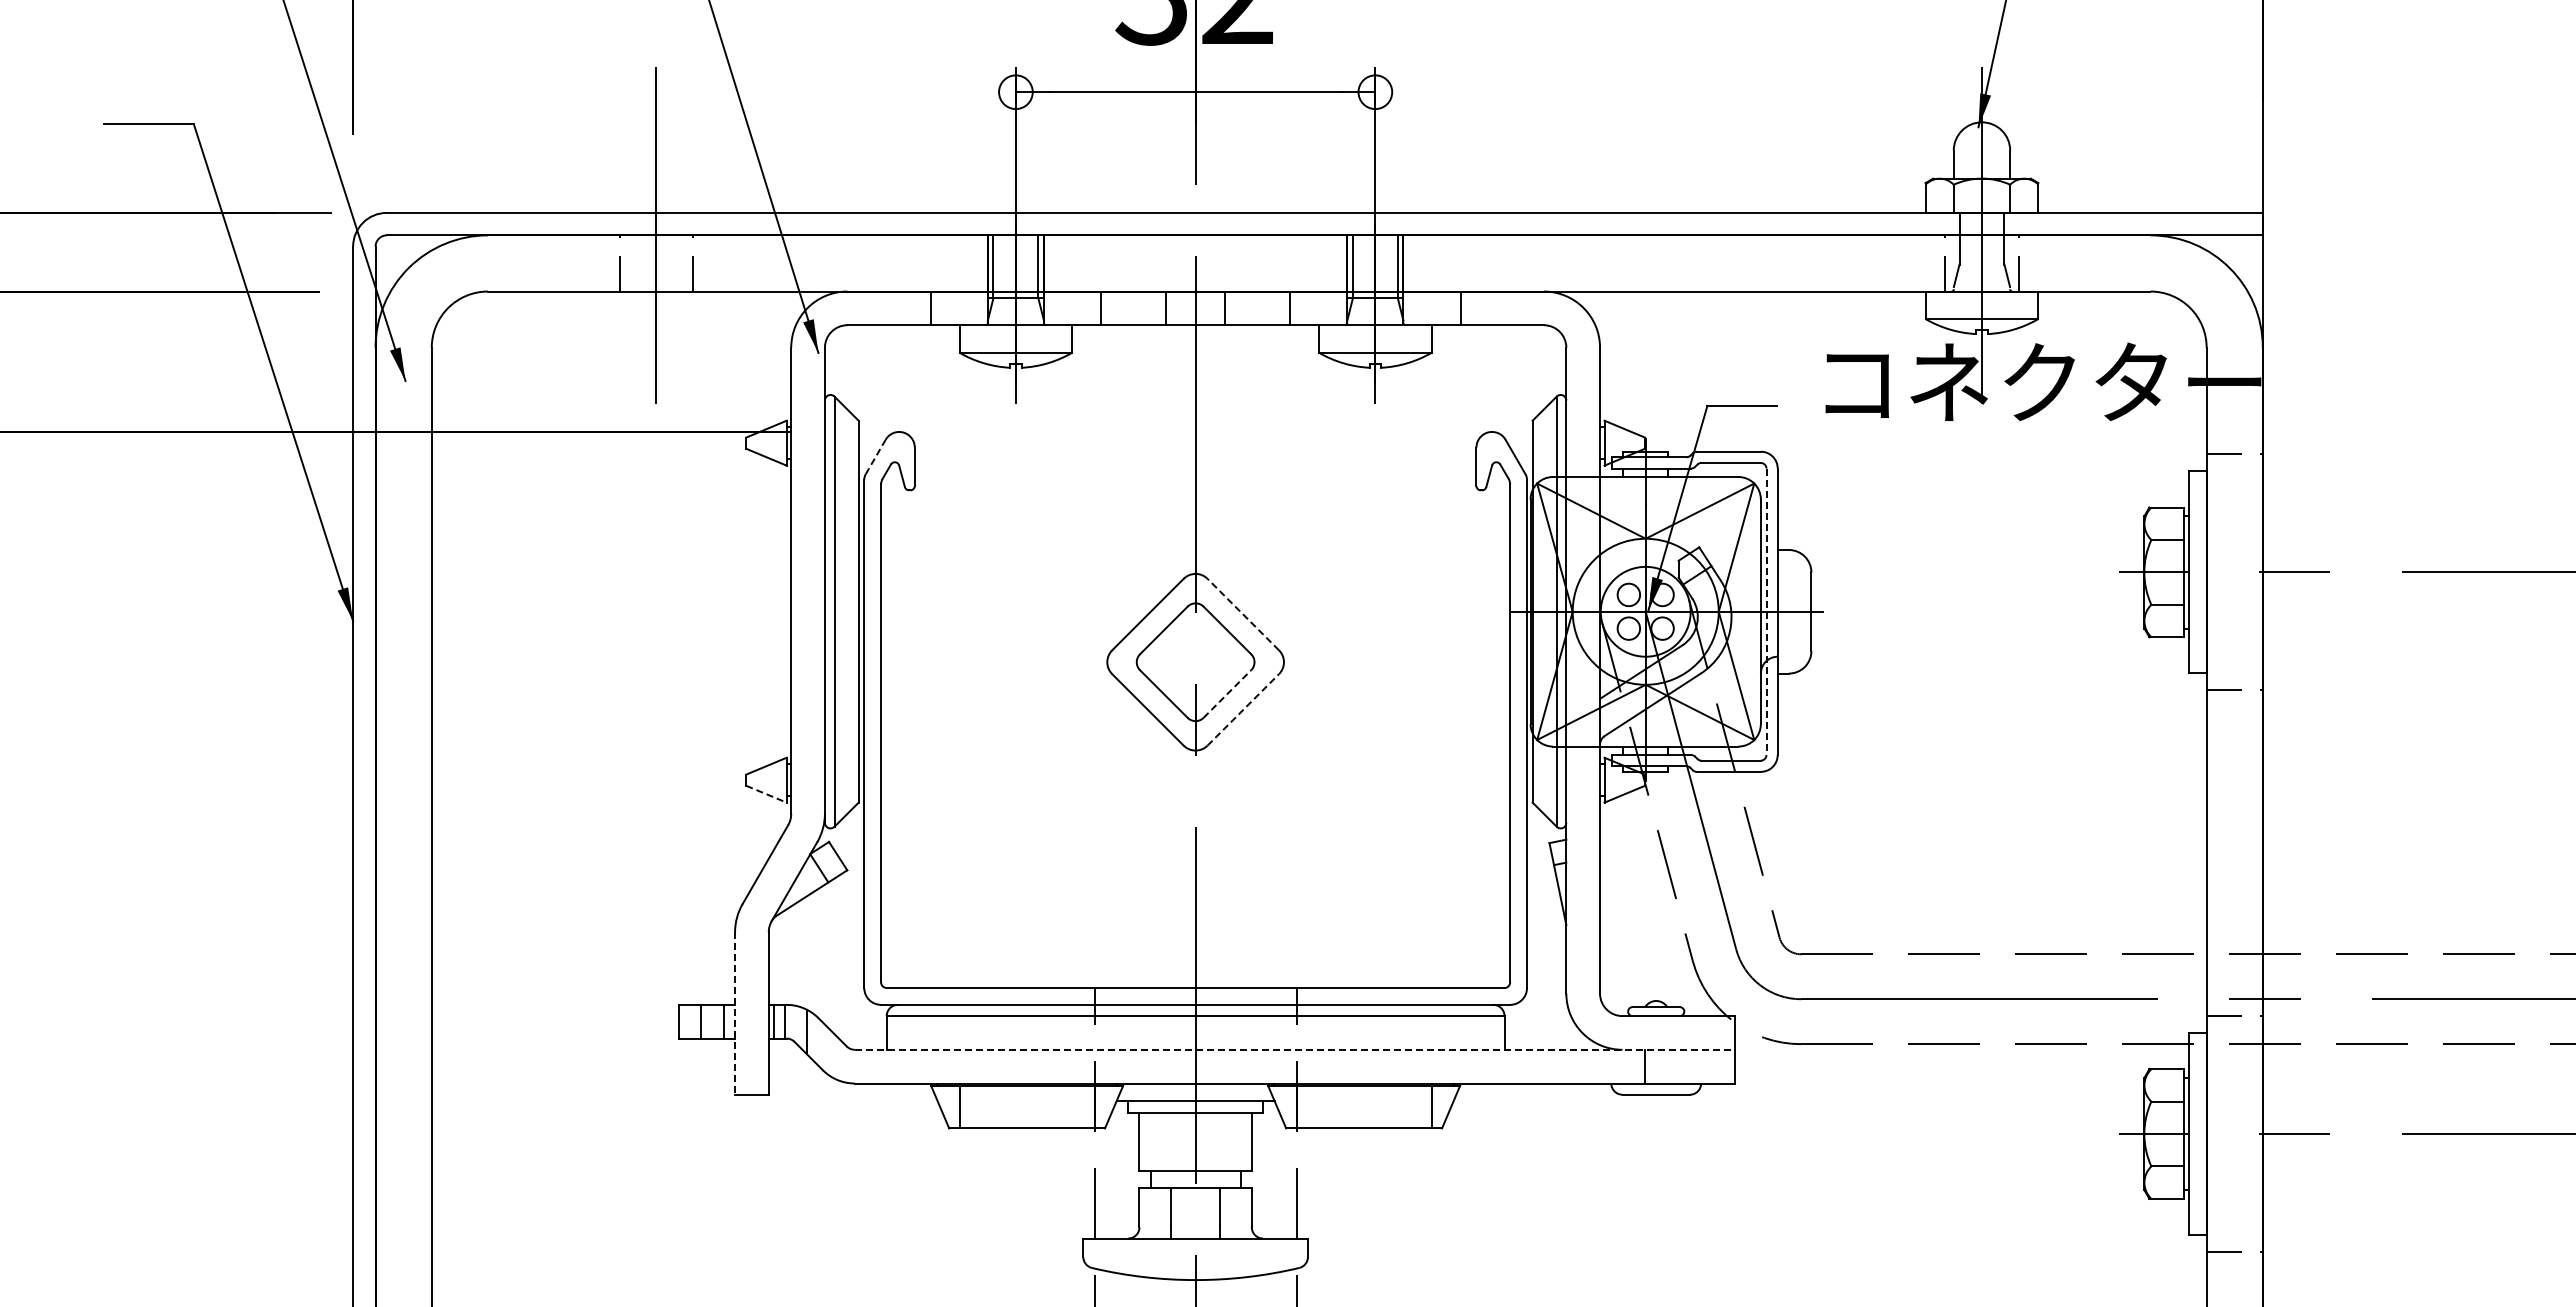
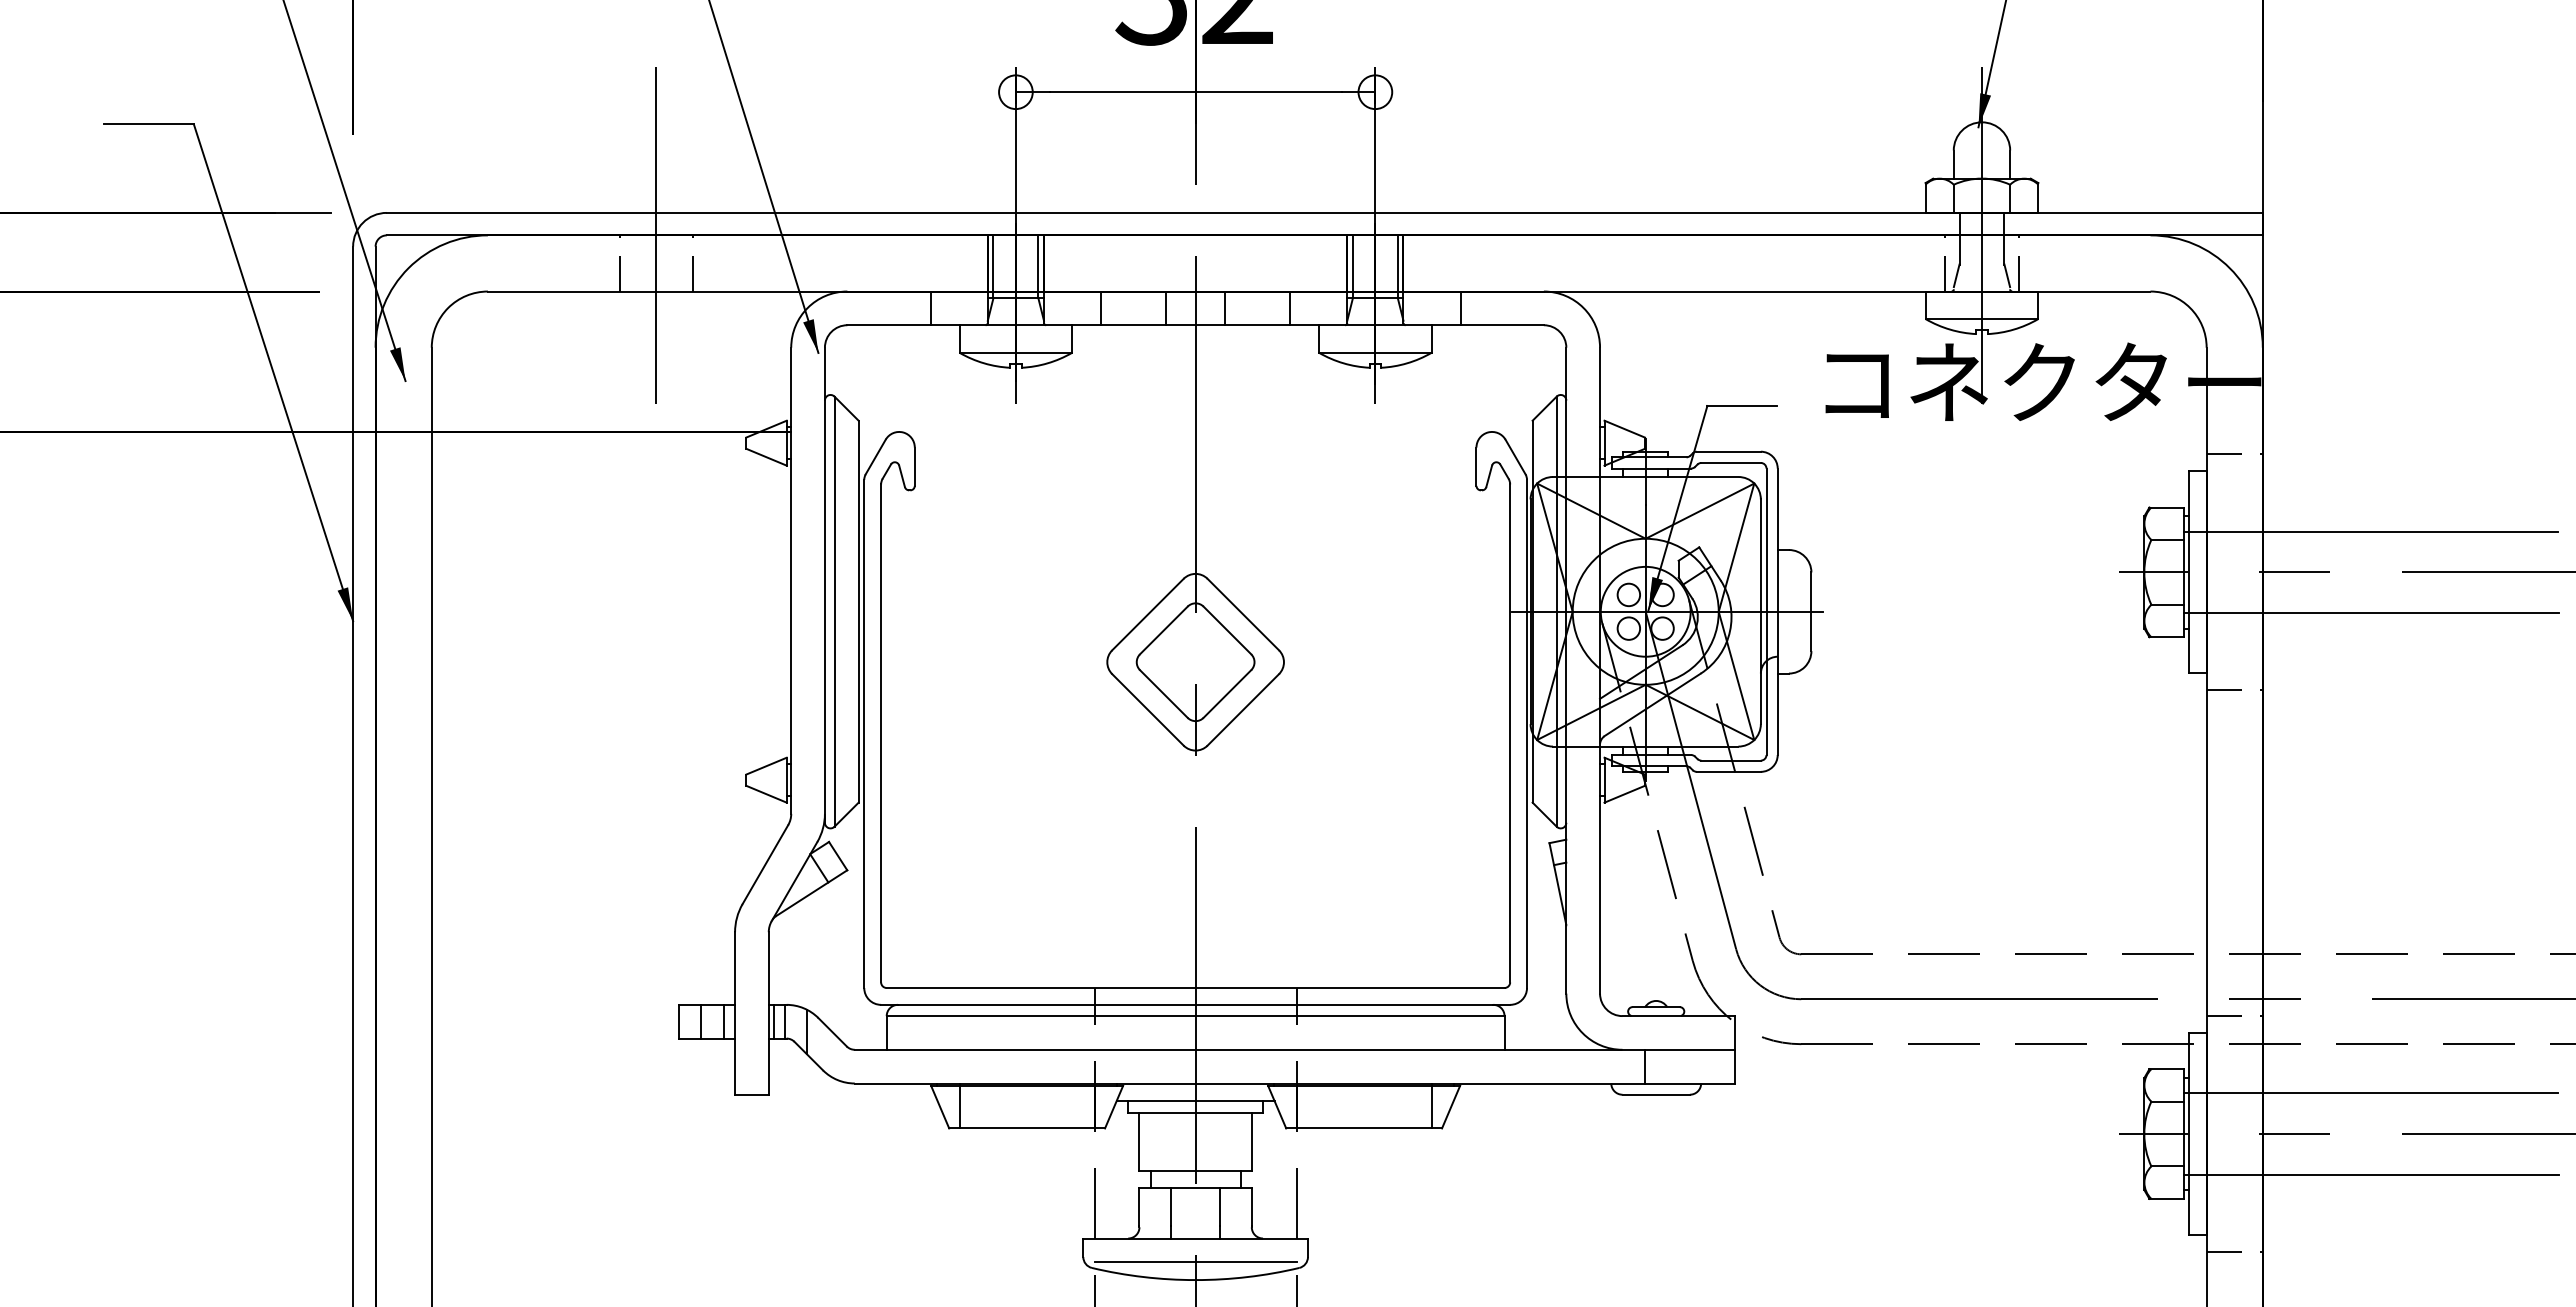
line: dashed -> solid (875, 457)
line: none -> present (2370, 531)
line: dashed -> solid (1766, 612)
line: none -> present (2370, 613)
line: dashed -> solid (1243, 614)
line: dashed -> solid (1227, 694)
line: dashed -> solid (1243, 709)
line: dashed -> solid (766, 794)
line: dashed -> solid (735, 1013)
line: dashed -> solid (1295, 1049)
line: none -> present (2370, 1093)
line: none -> present (2370, 1174)
line: none -> present (1195, 1262)
